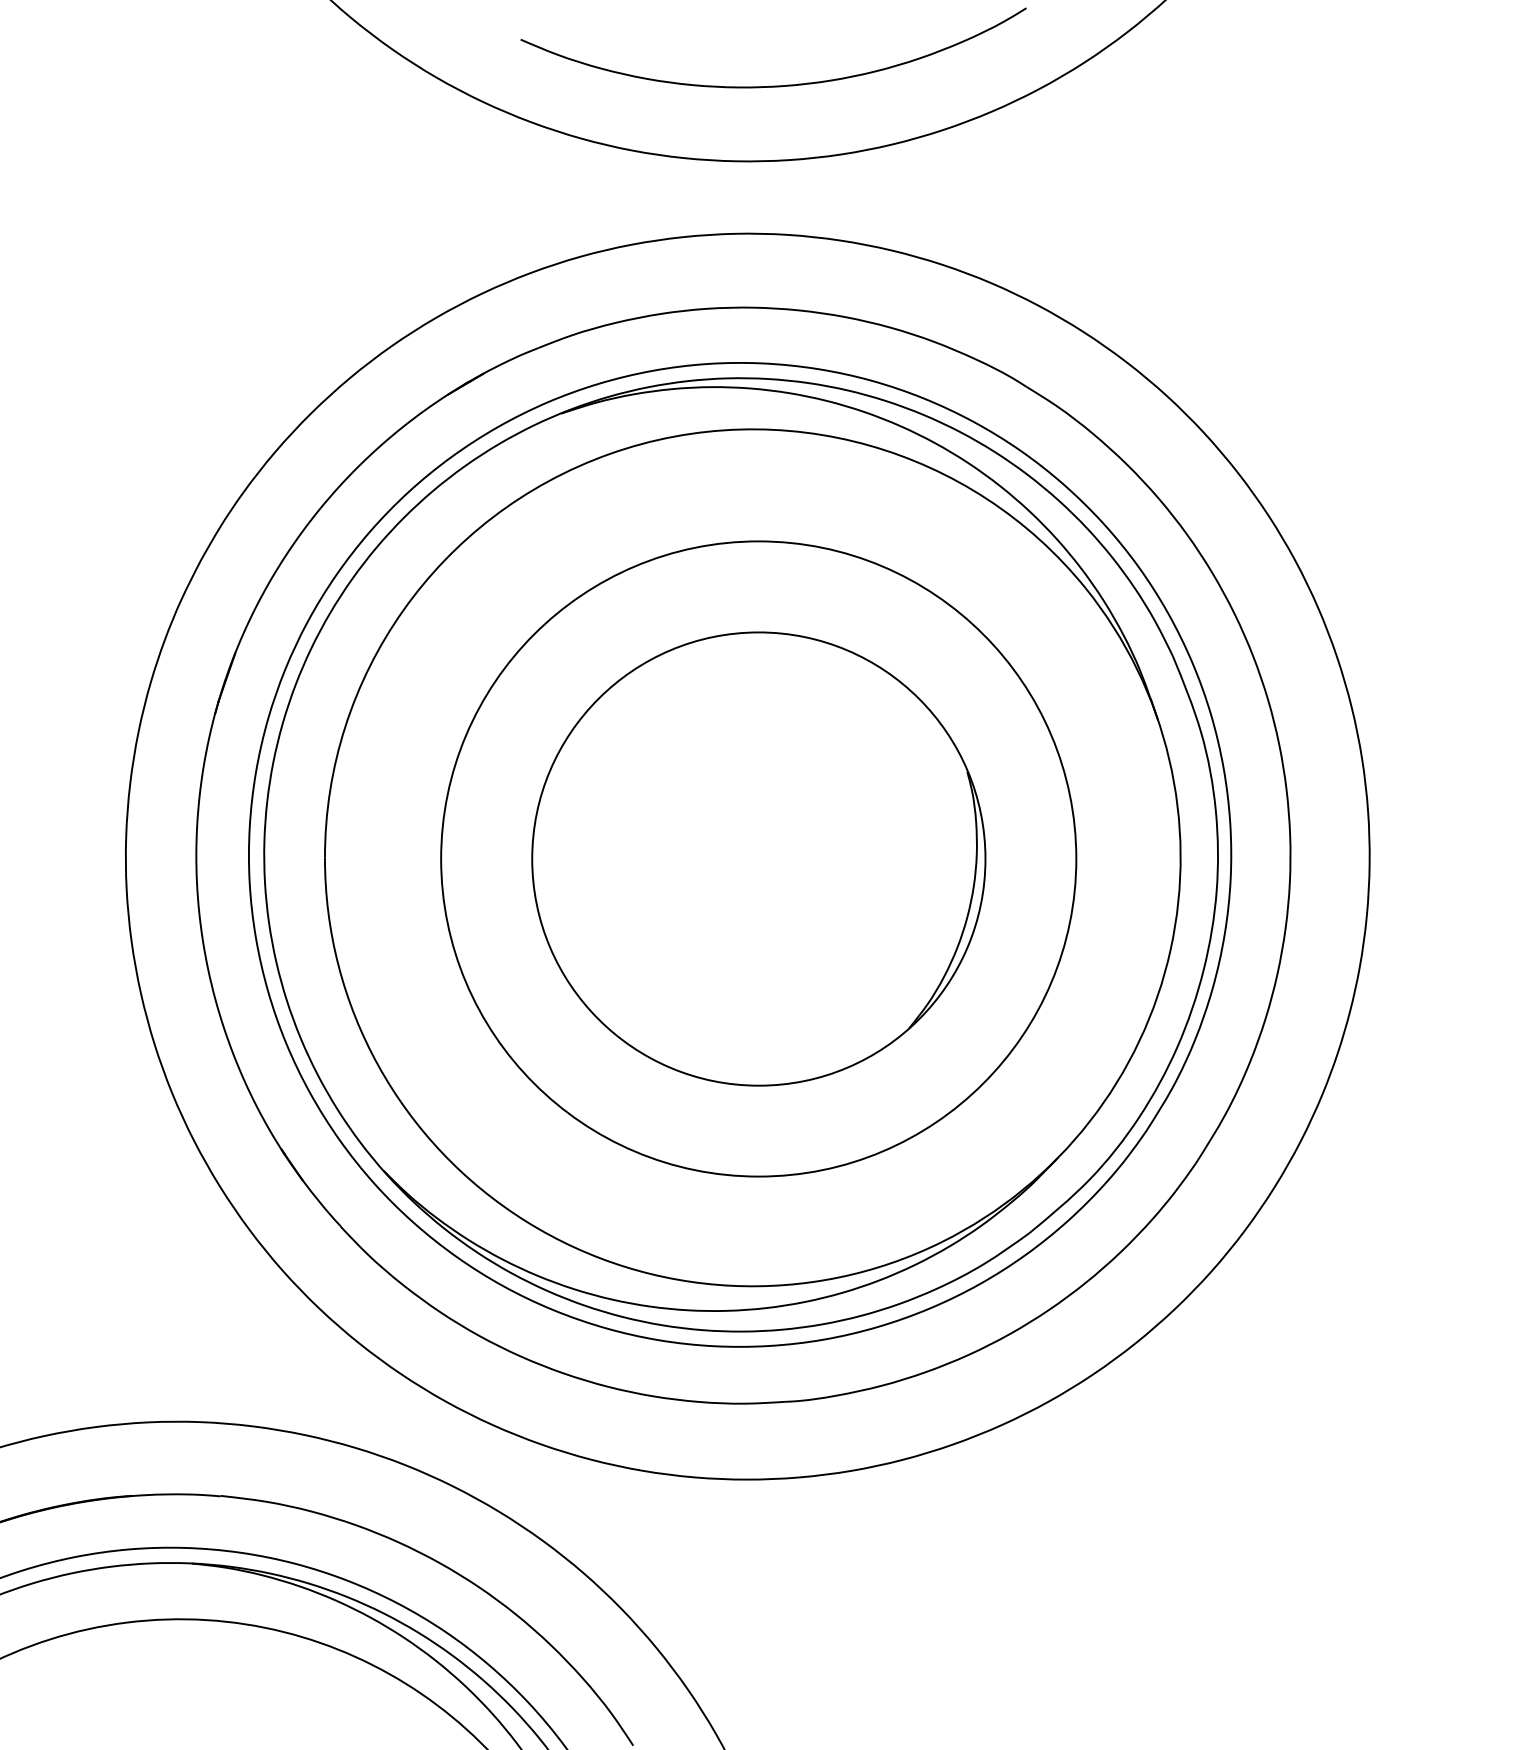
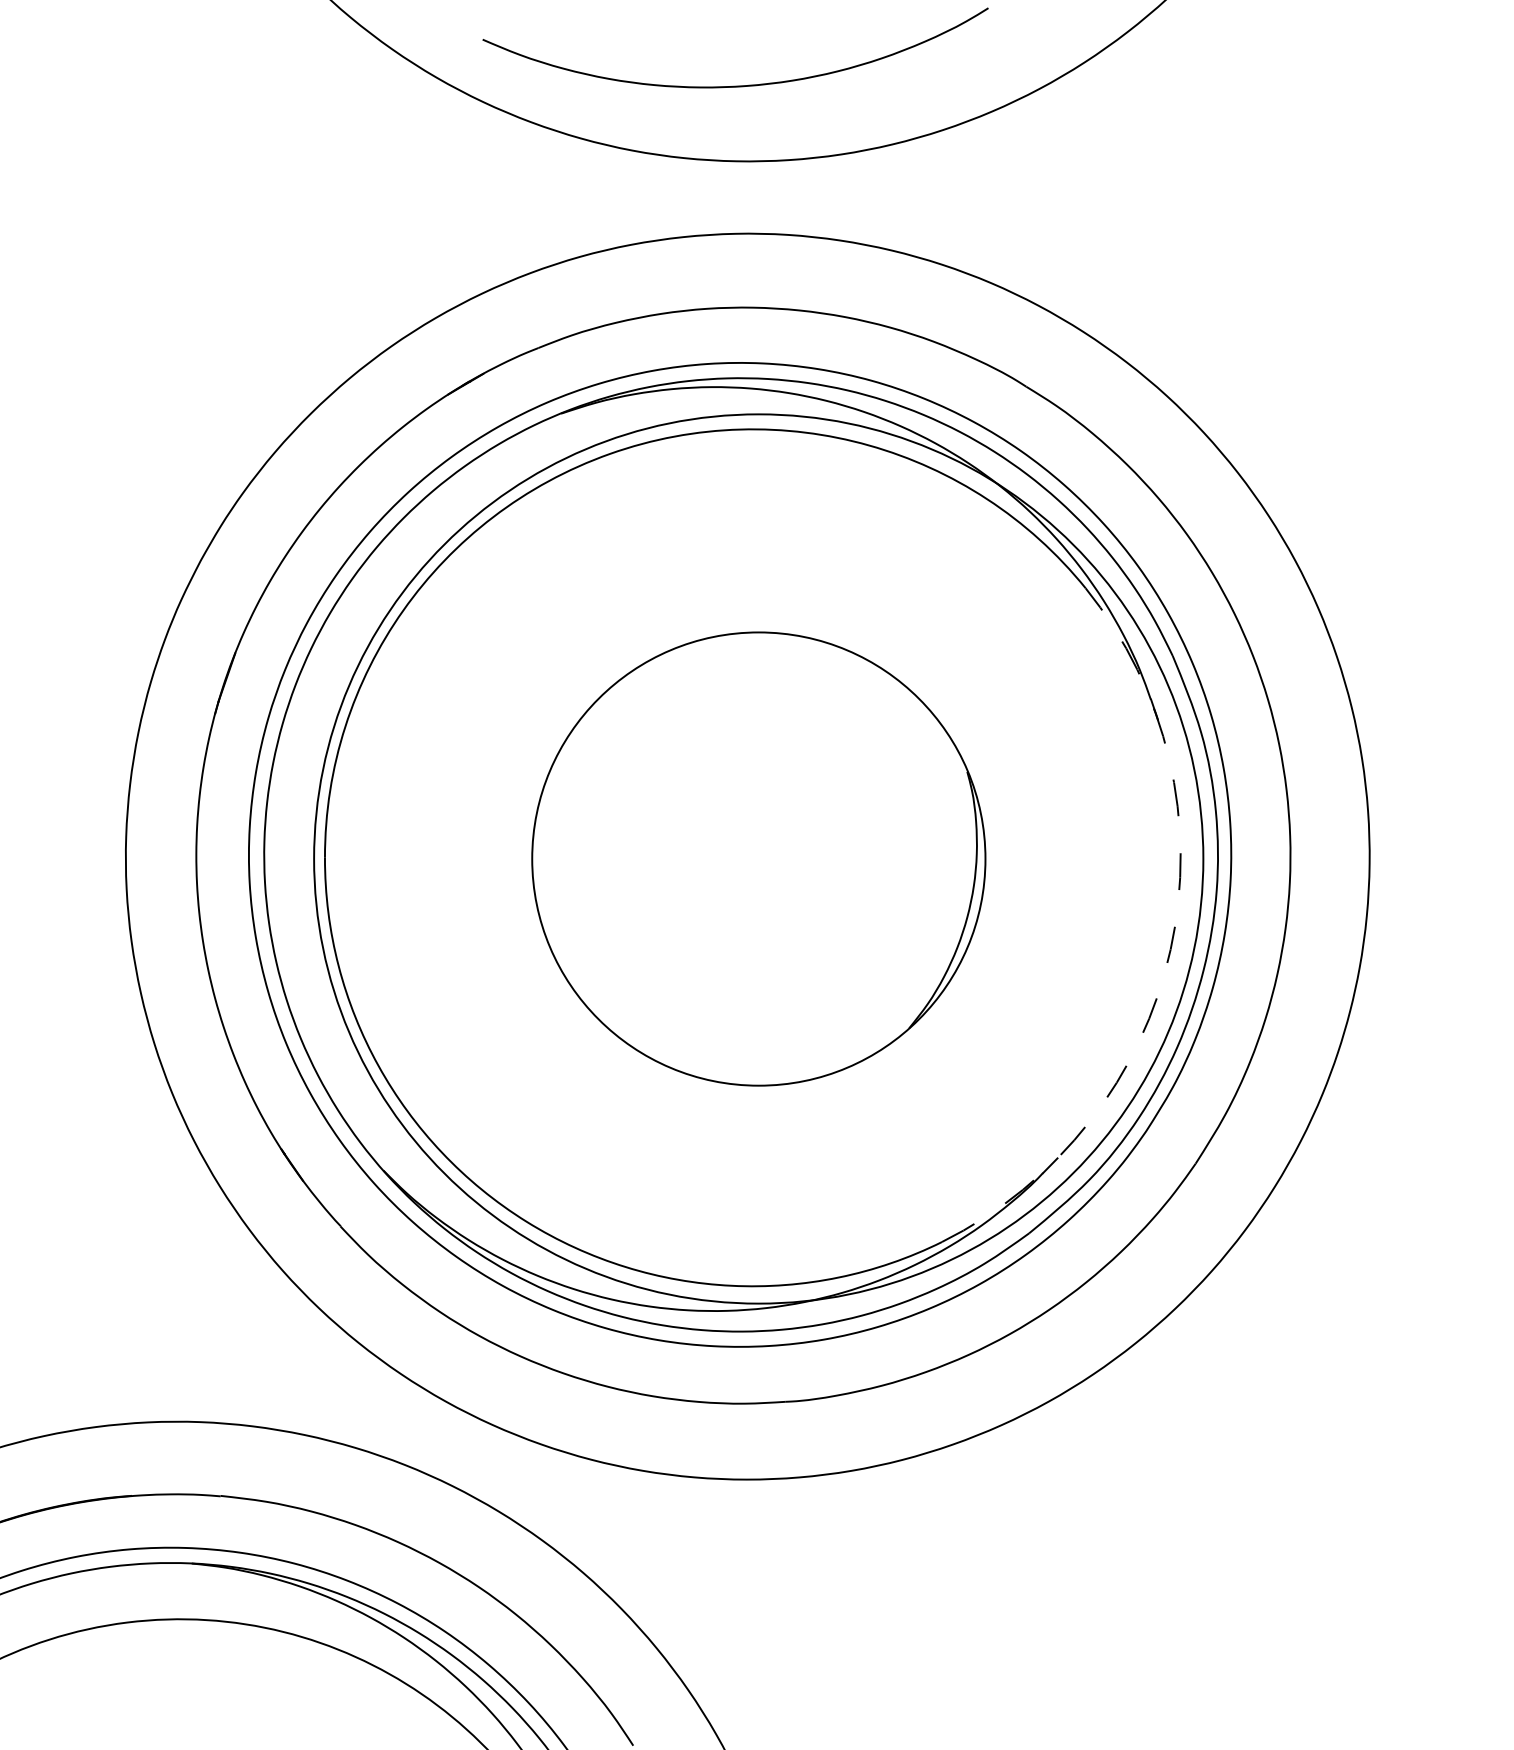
curve position: (773, 85) -> (735, 85) (735, 85)
circle diameter: 635 px -> 889 px (758, 858)
arc: solid -> dashed (1170, 949)
